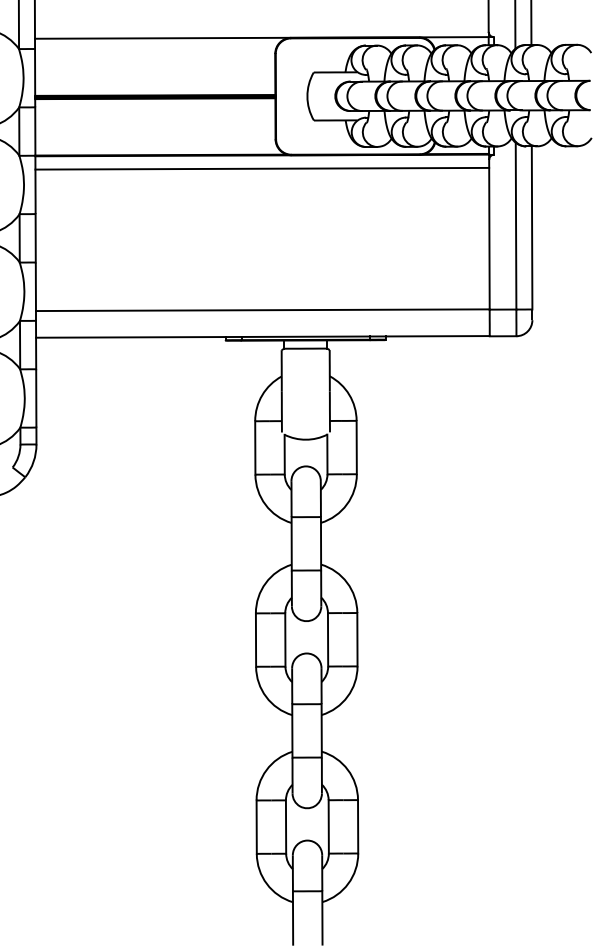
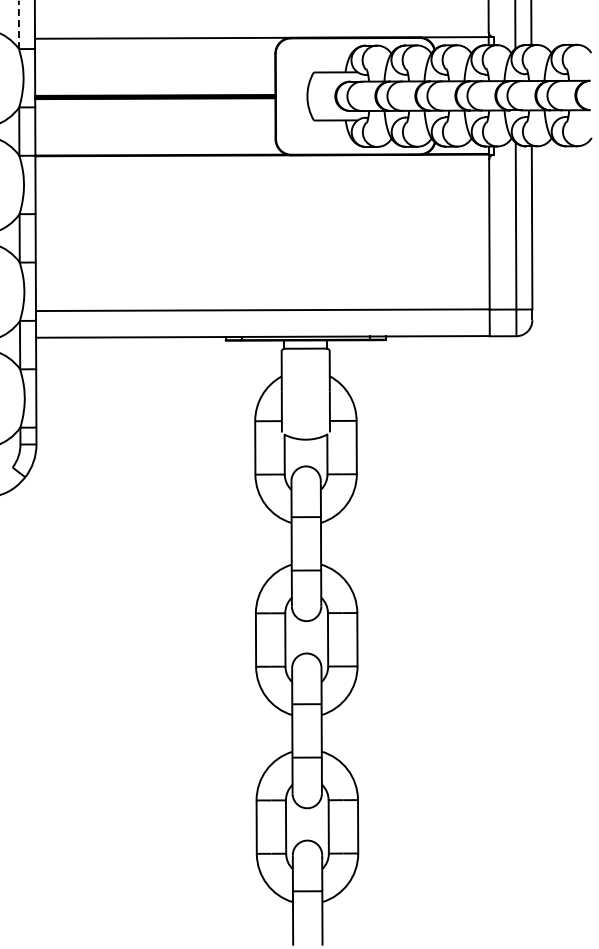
line: solid -> dashed (18, 24)
line: present -> none (262, 168)
